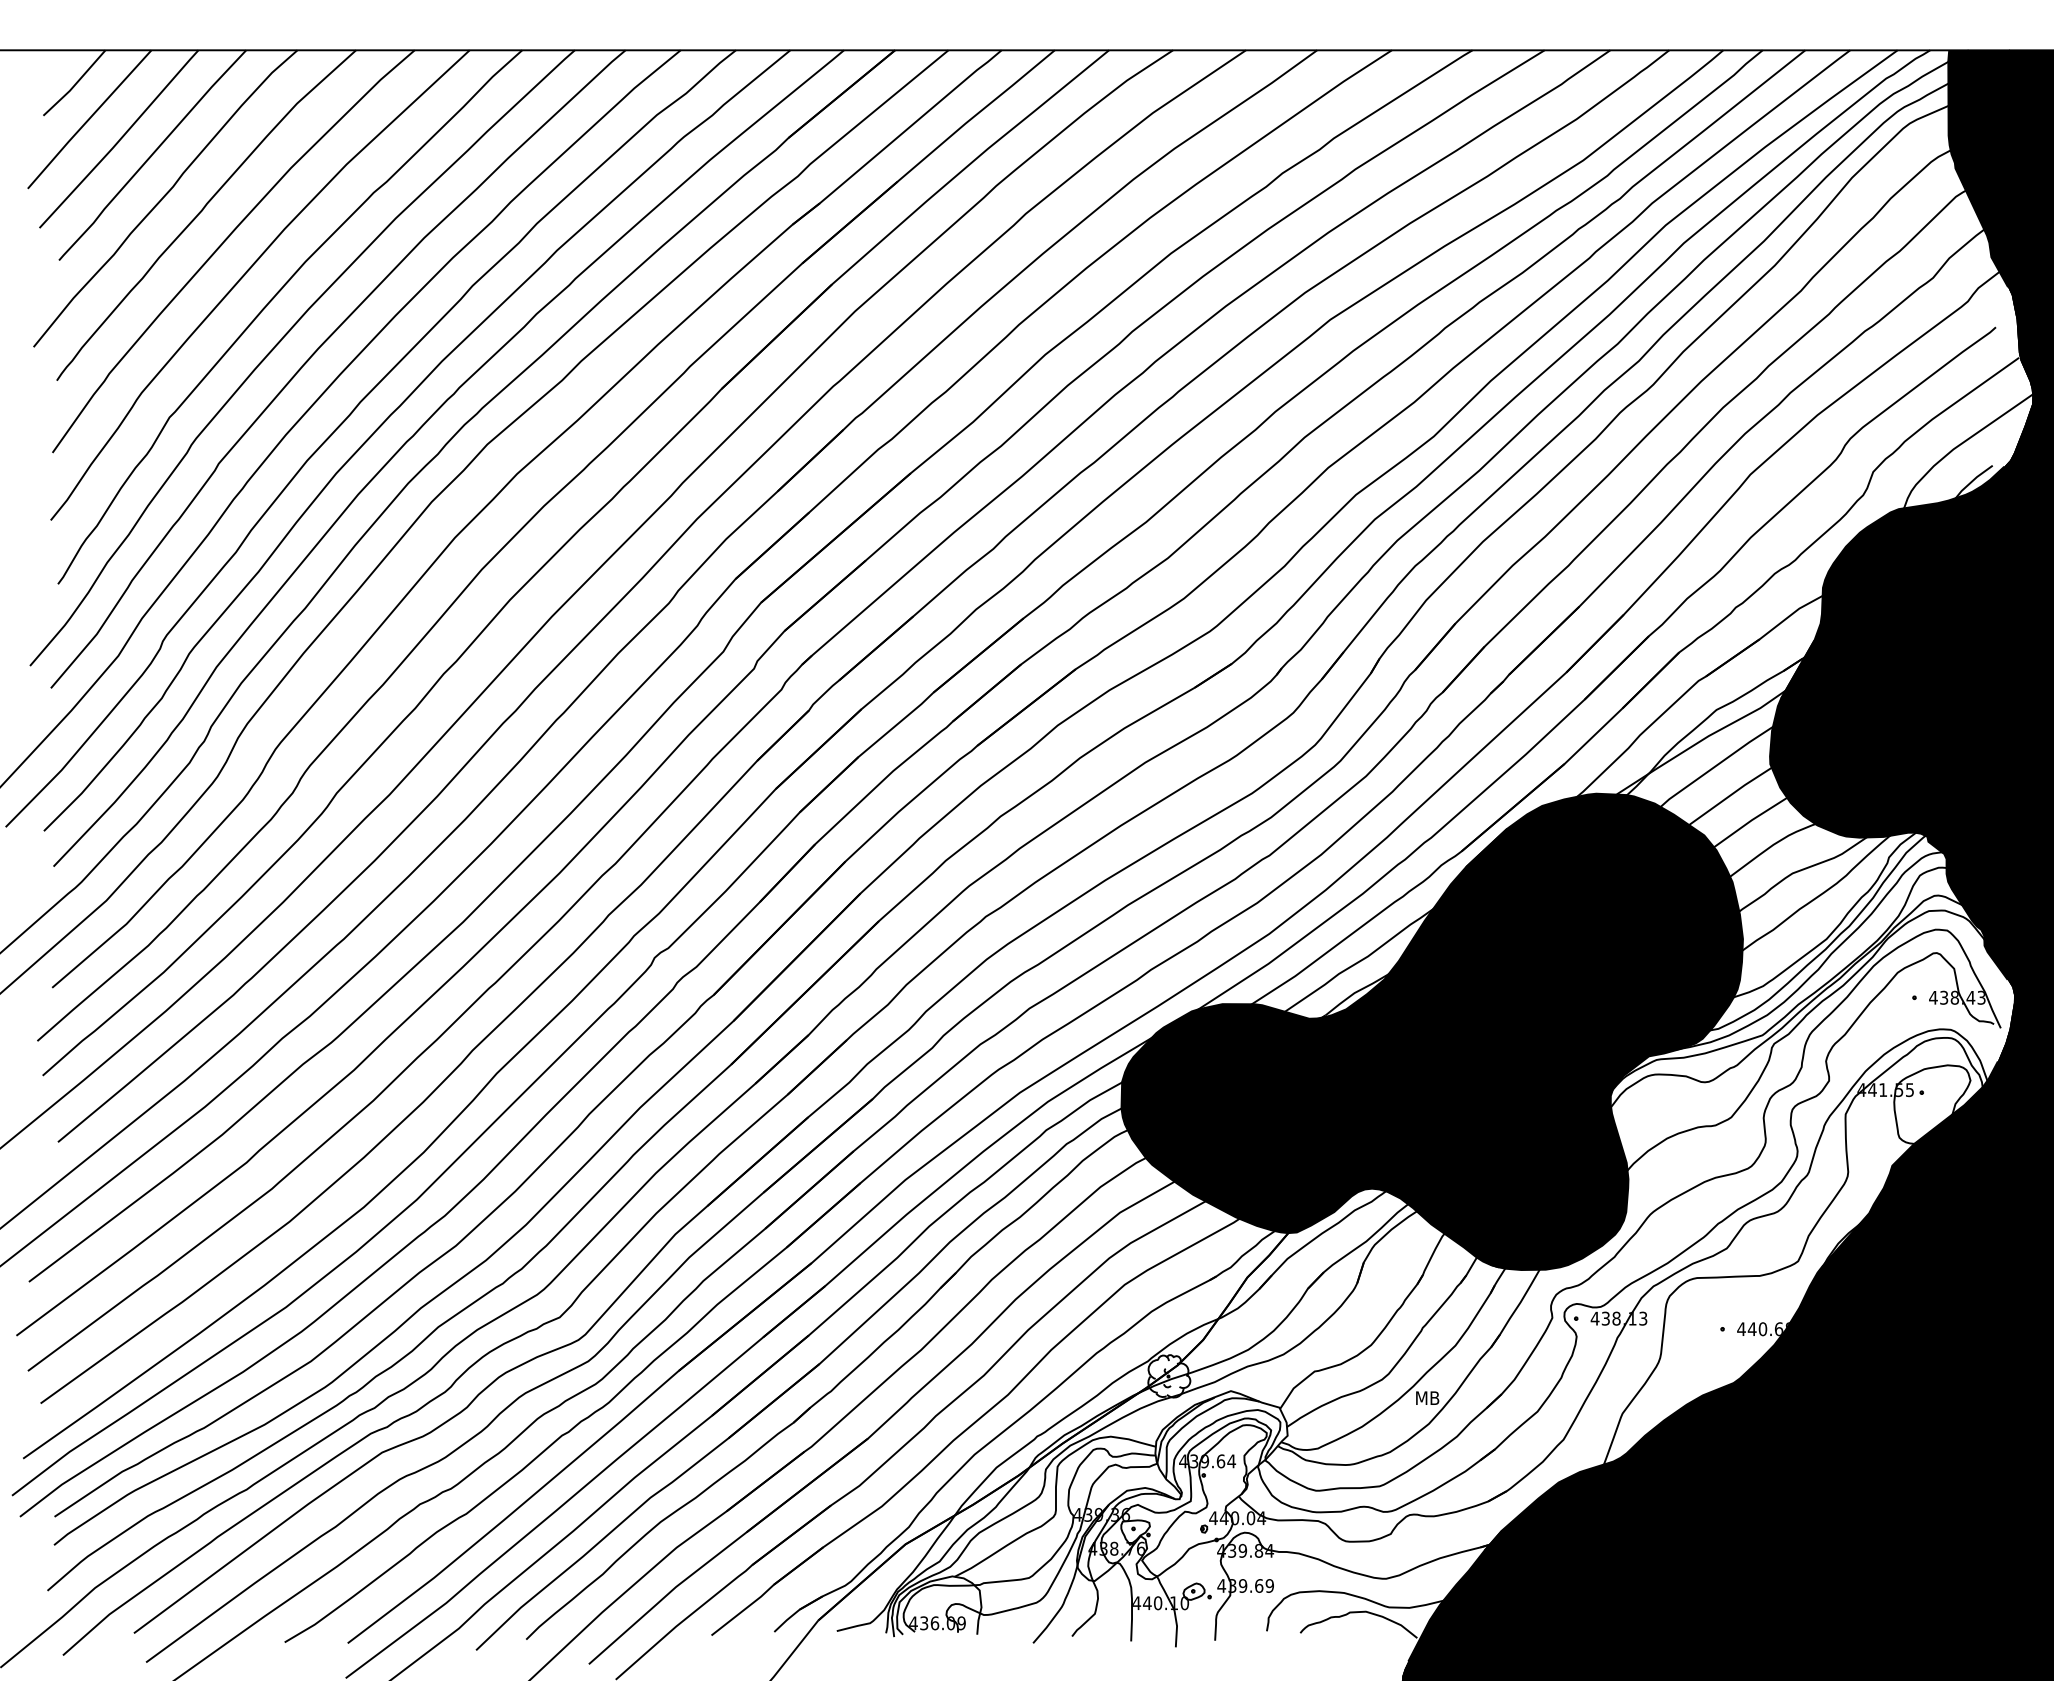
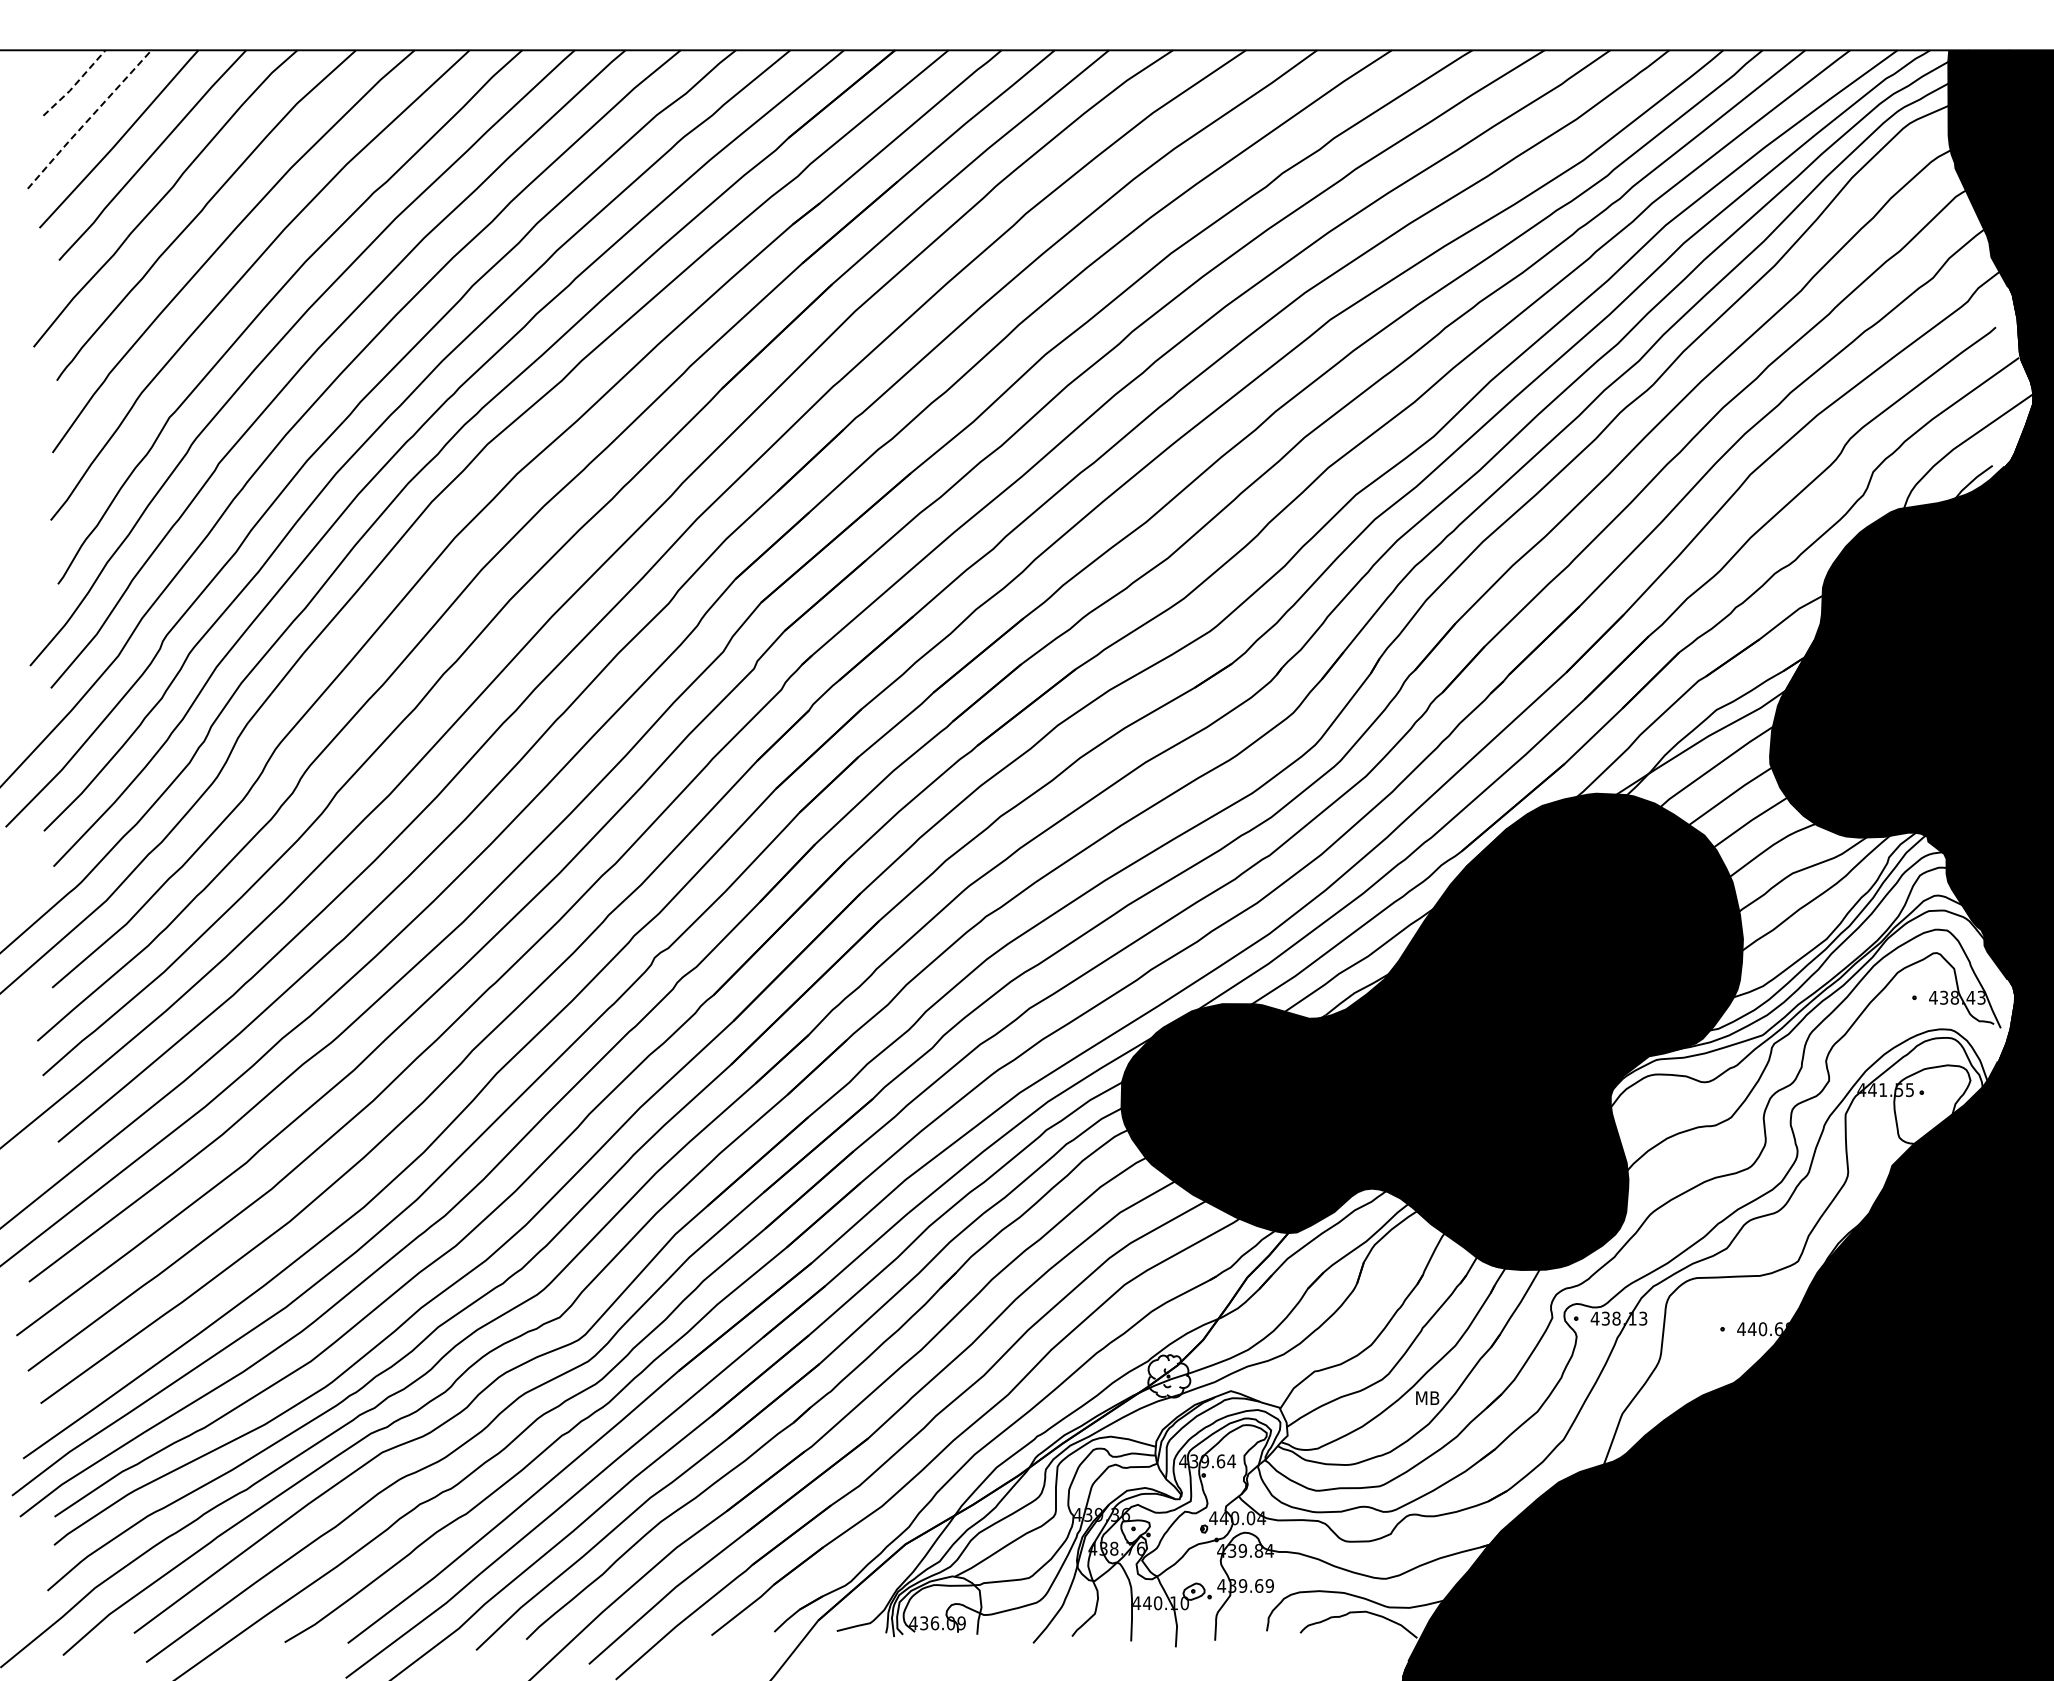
line: solid -> dashed (75, 84)
line: solid -> dashed (88, 119)
